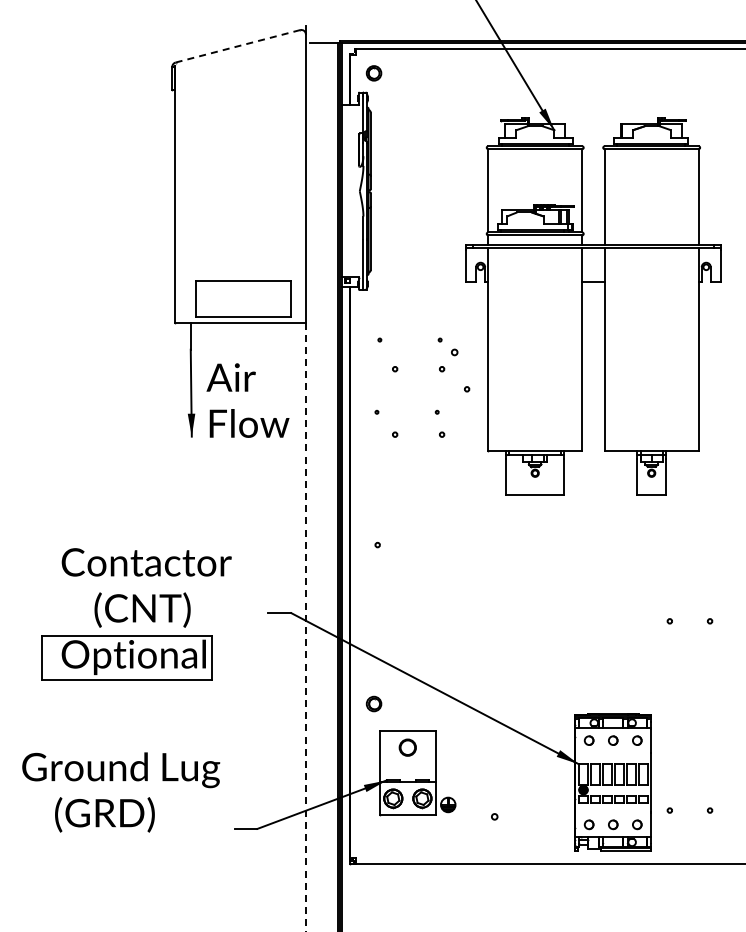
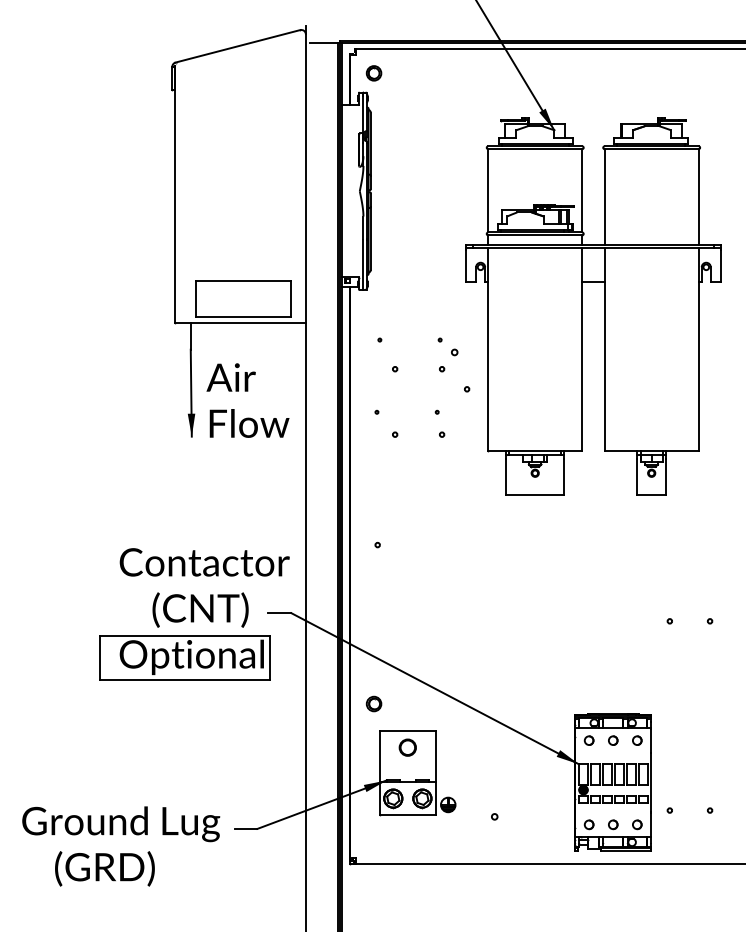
line: dashed -> solid (237, 46)
part position: (136, 614) -> (194, 614) (194, 614)
line: dashed -> solid (305, 627)
text position: (121, 792) -> (121, 846) (121, 846)
